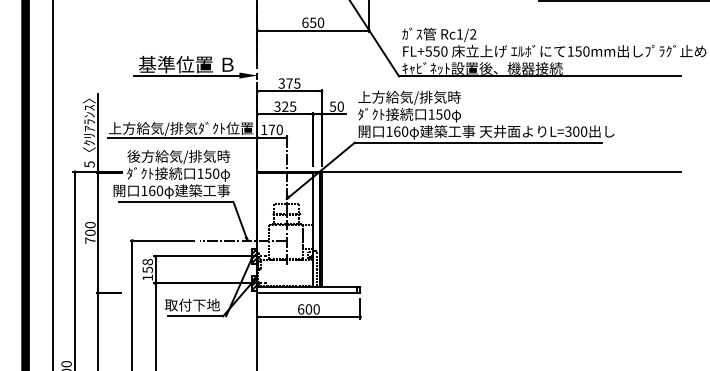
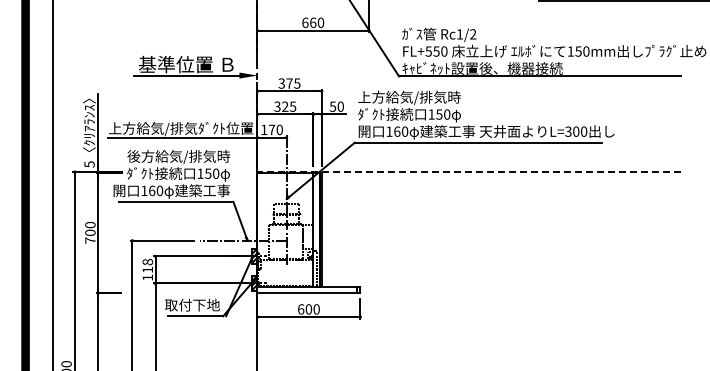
text: 650 -> 660 (313, 22)
line: solid -> dashed (469, 171)
text: 158 -> 118 (147, 269)
